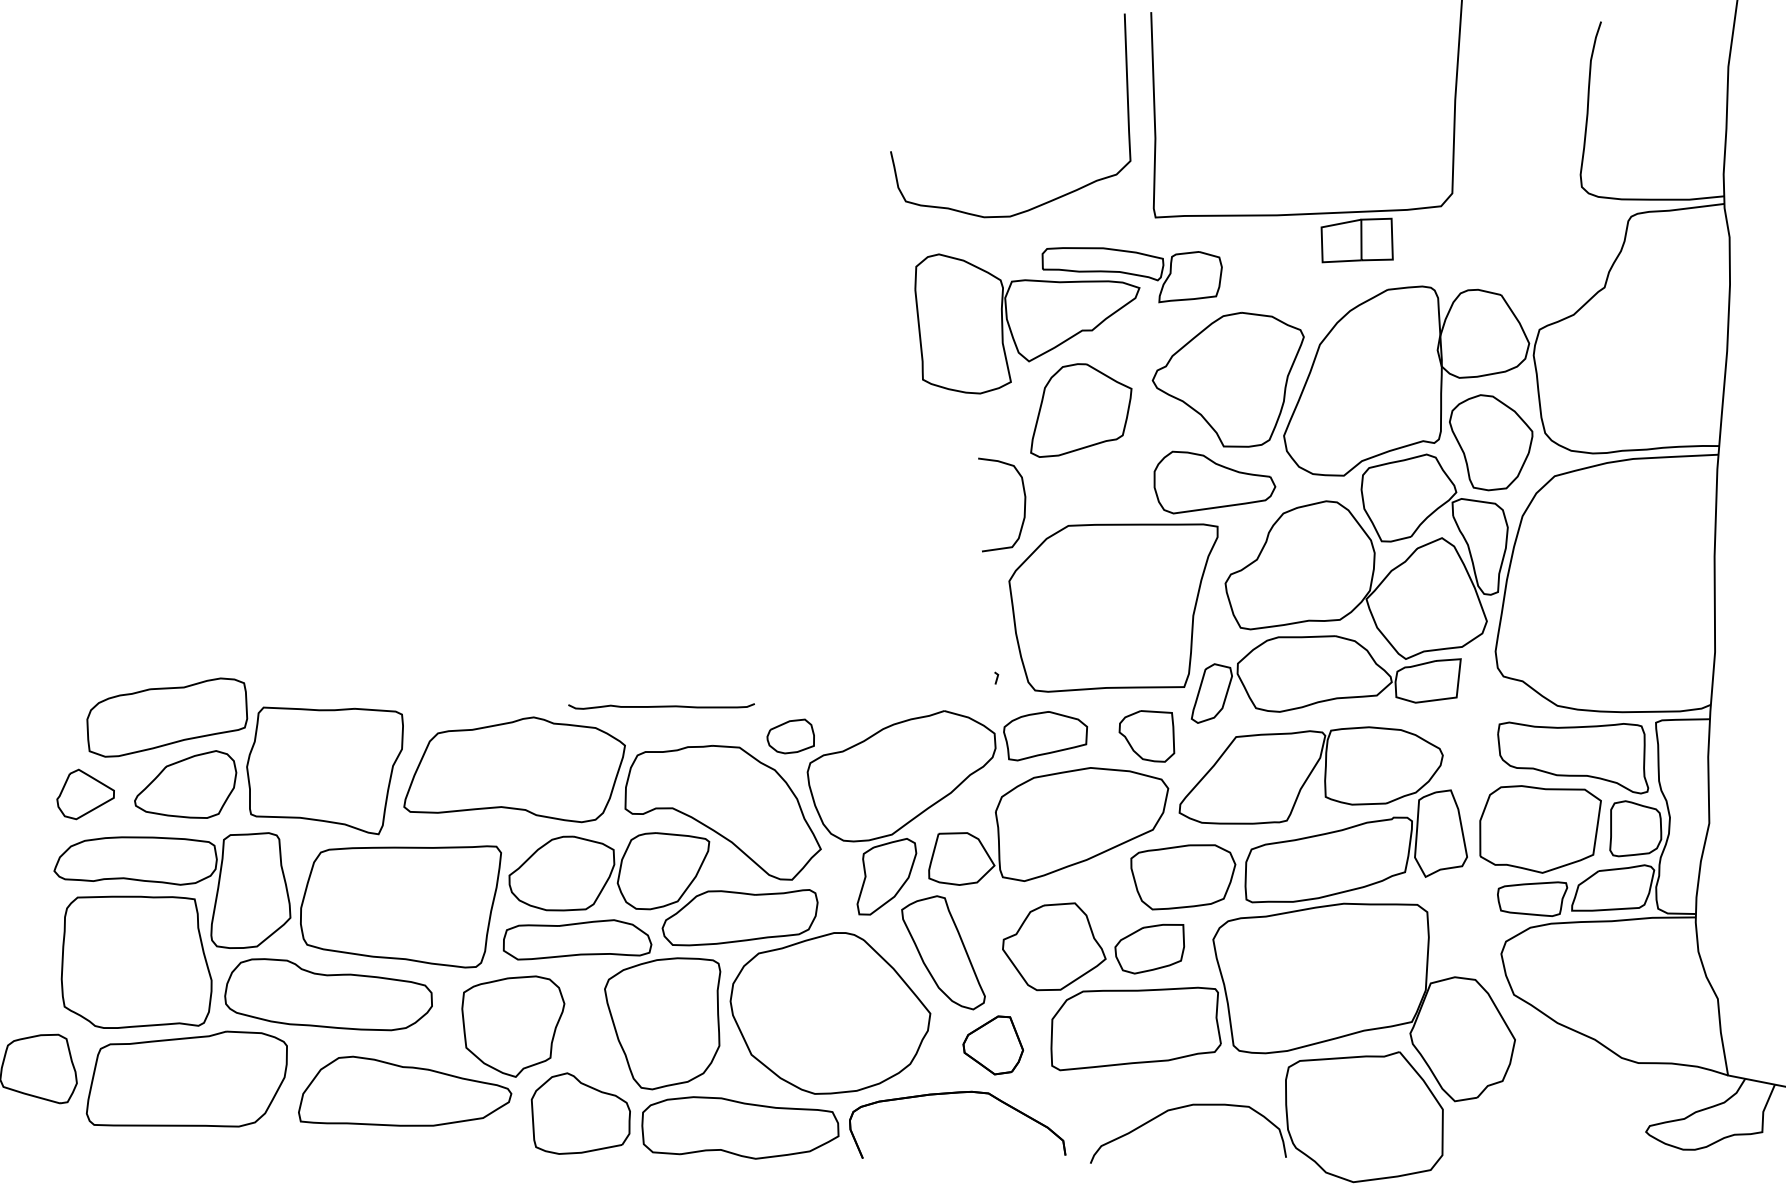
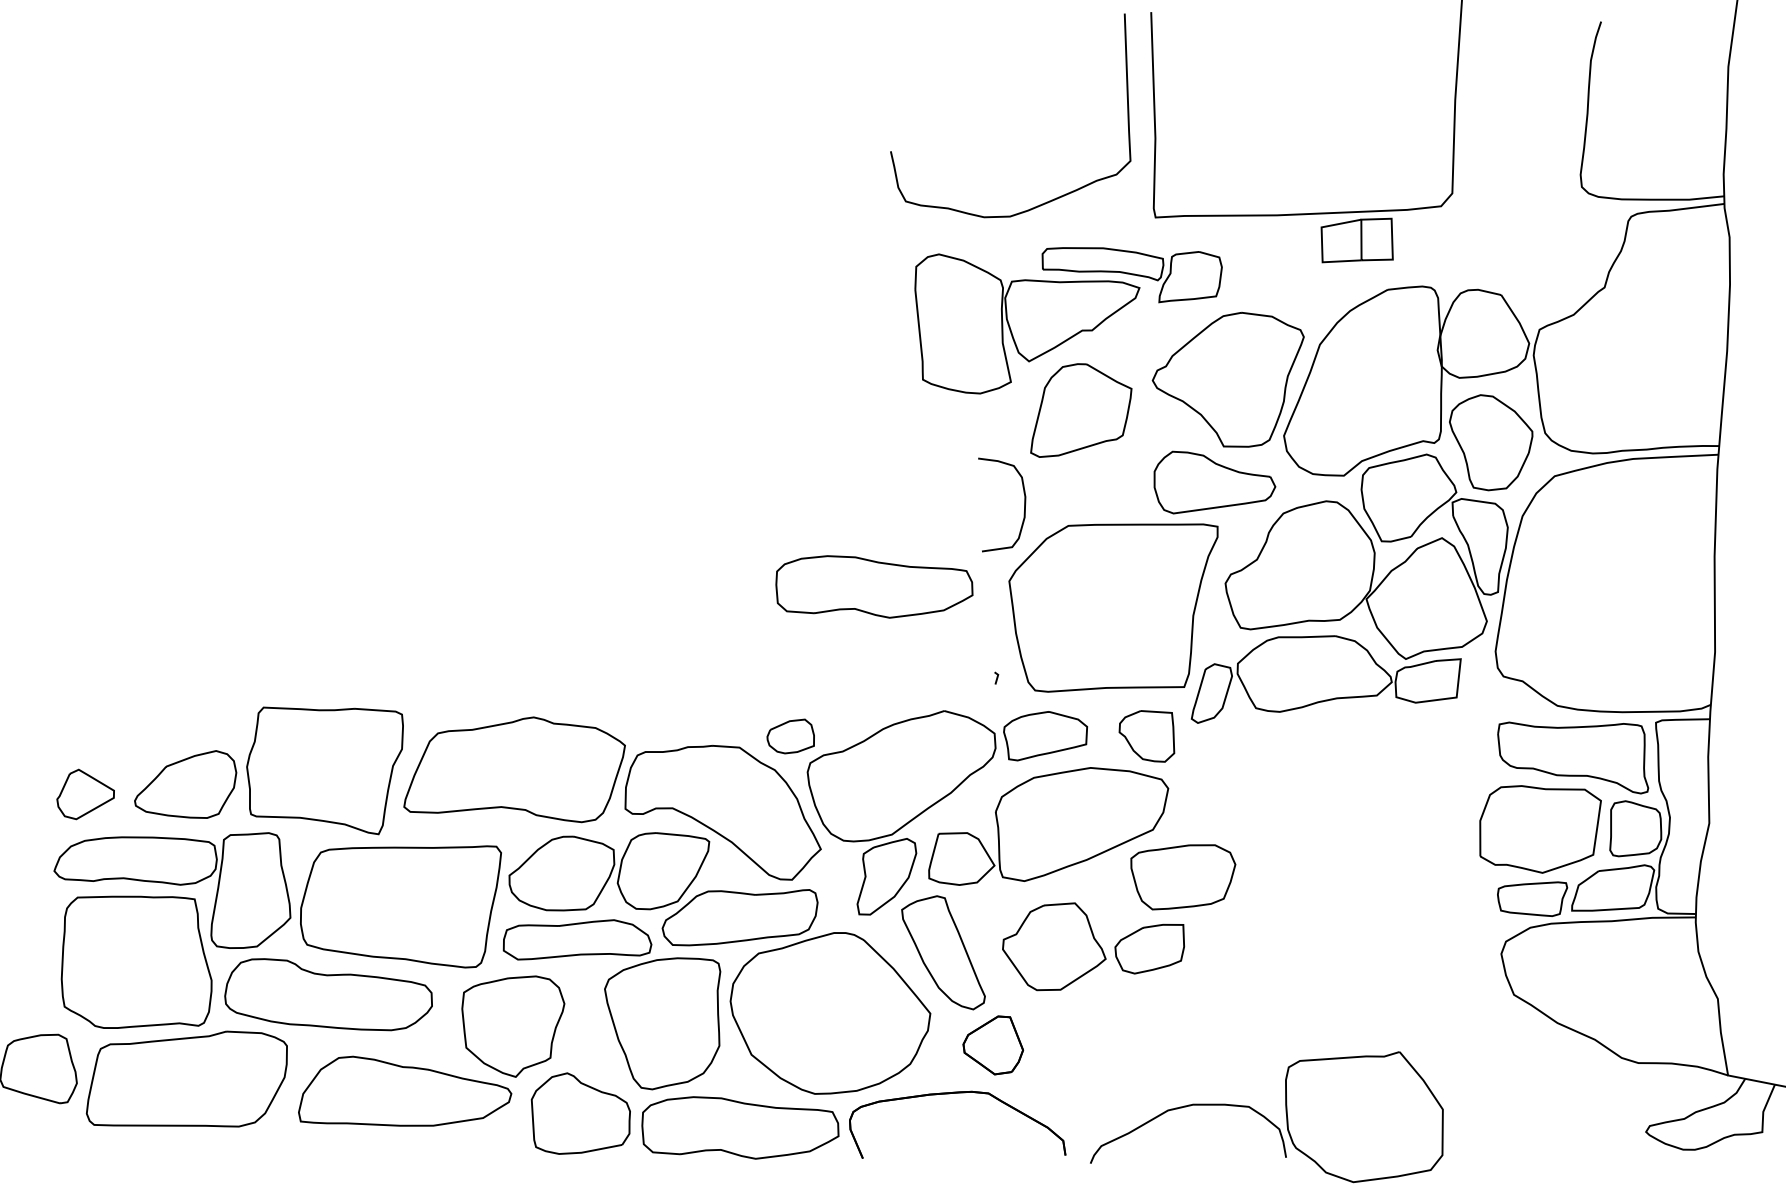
part: none -> present (874, 586)
curve: present -> none (661, 706)
part: present -> none (167, 717)
part: present -> none (1282, 914)
